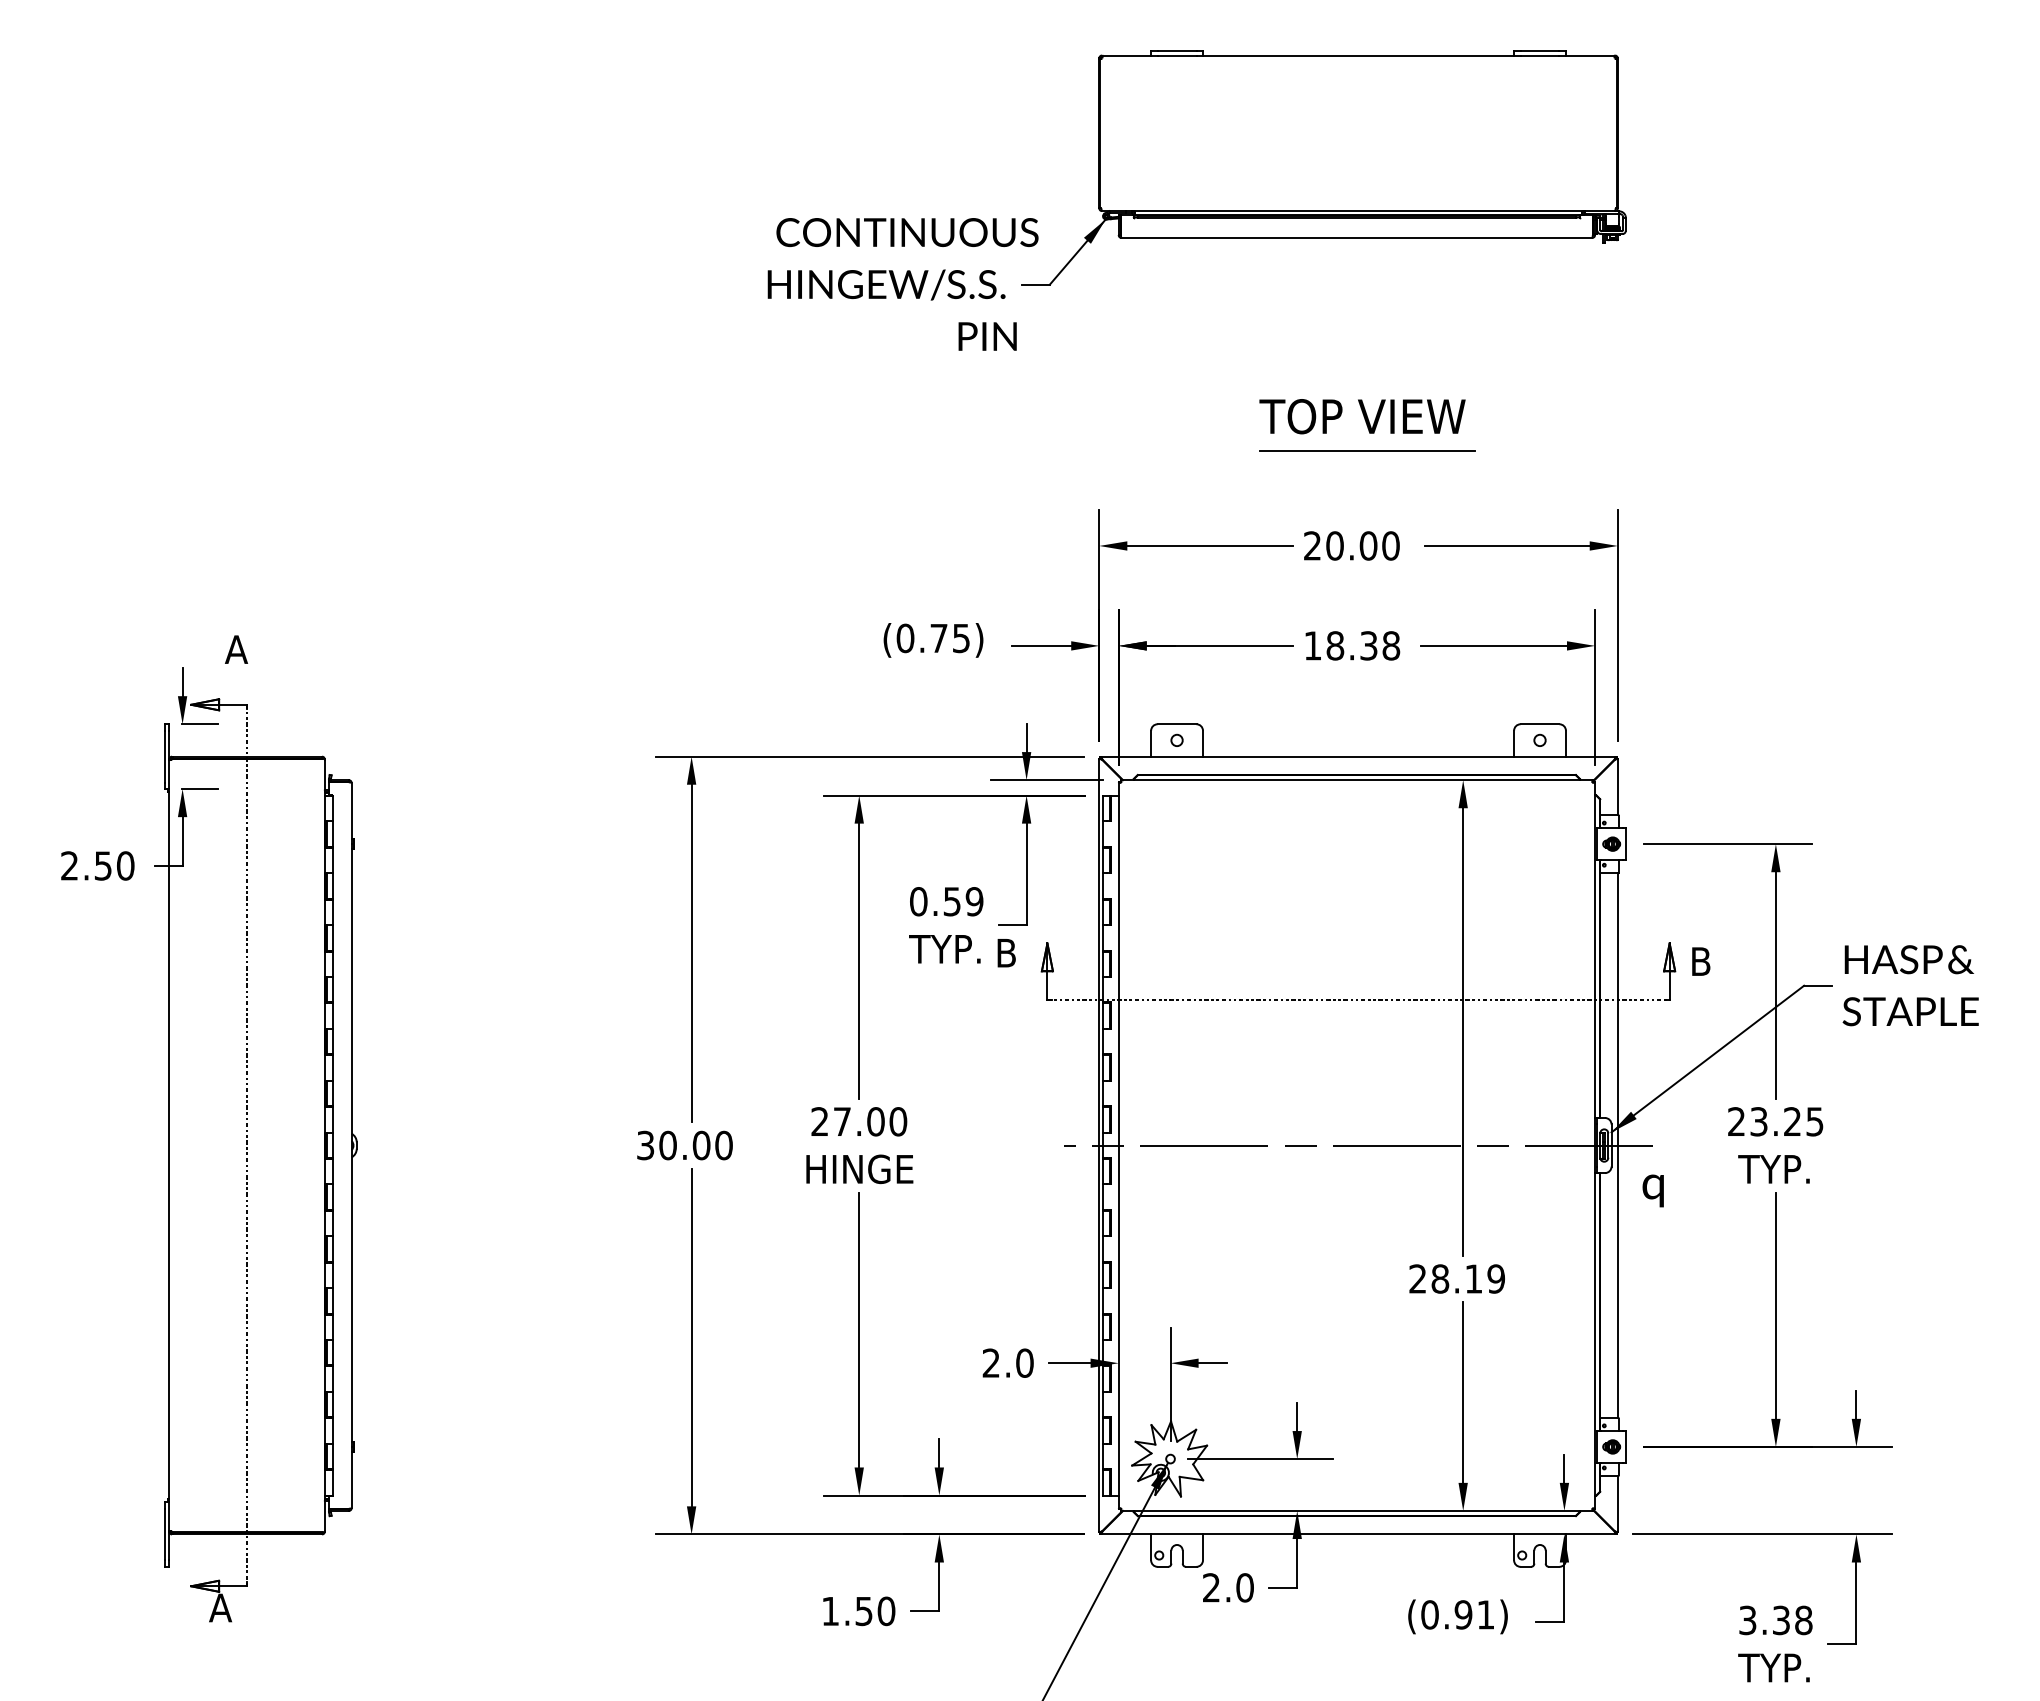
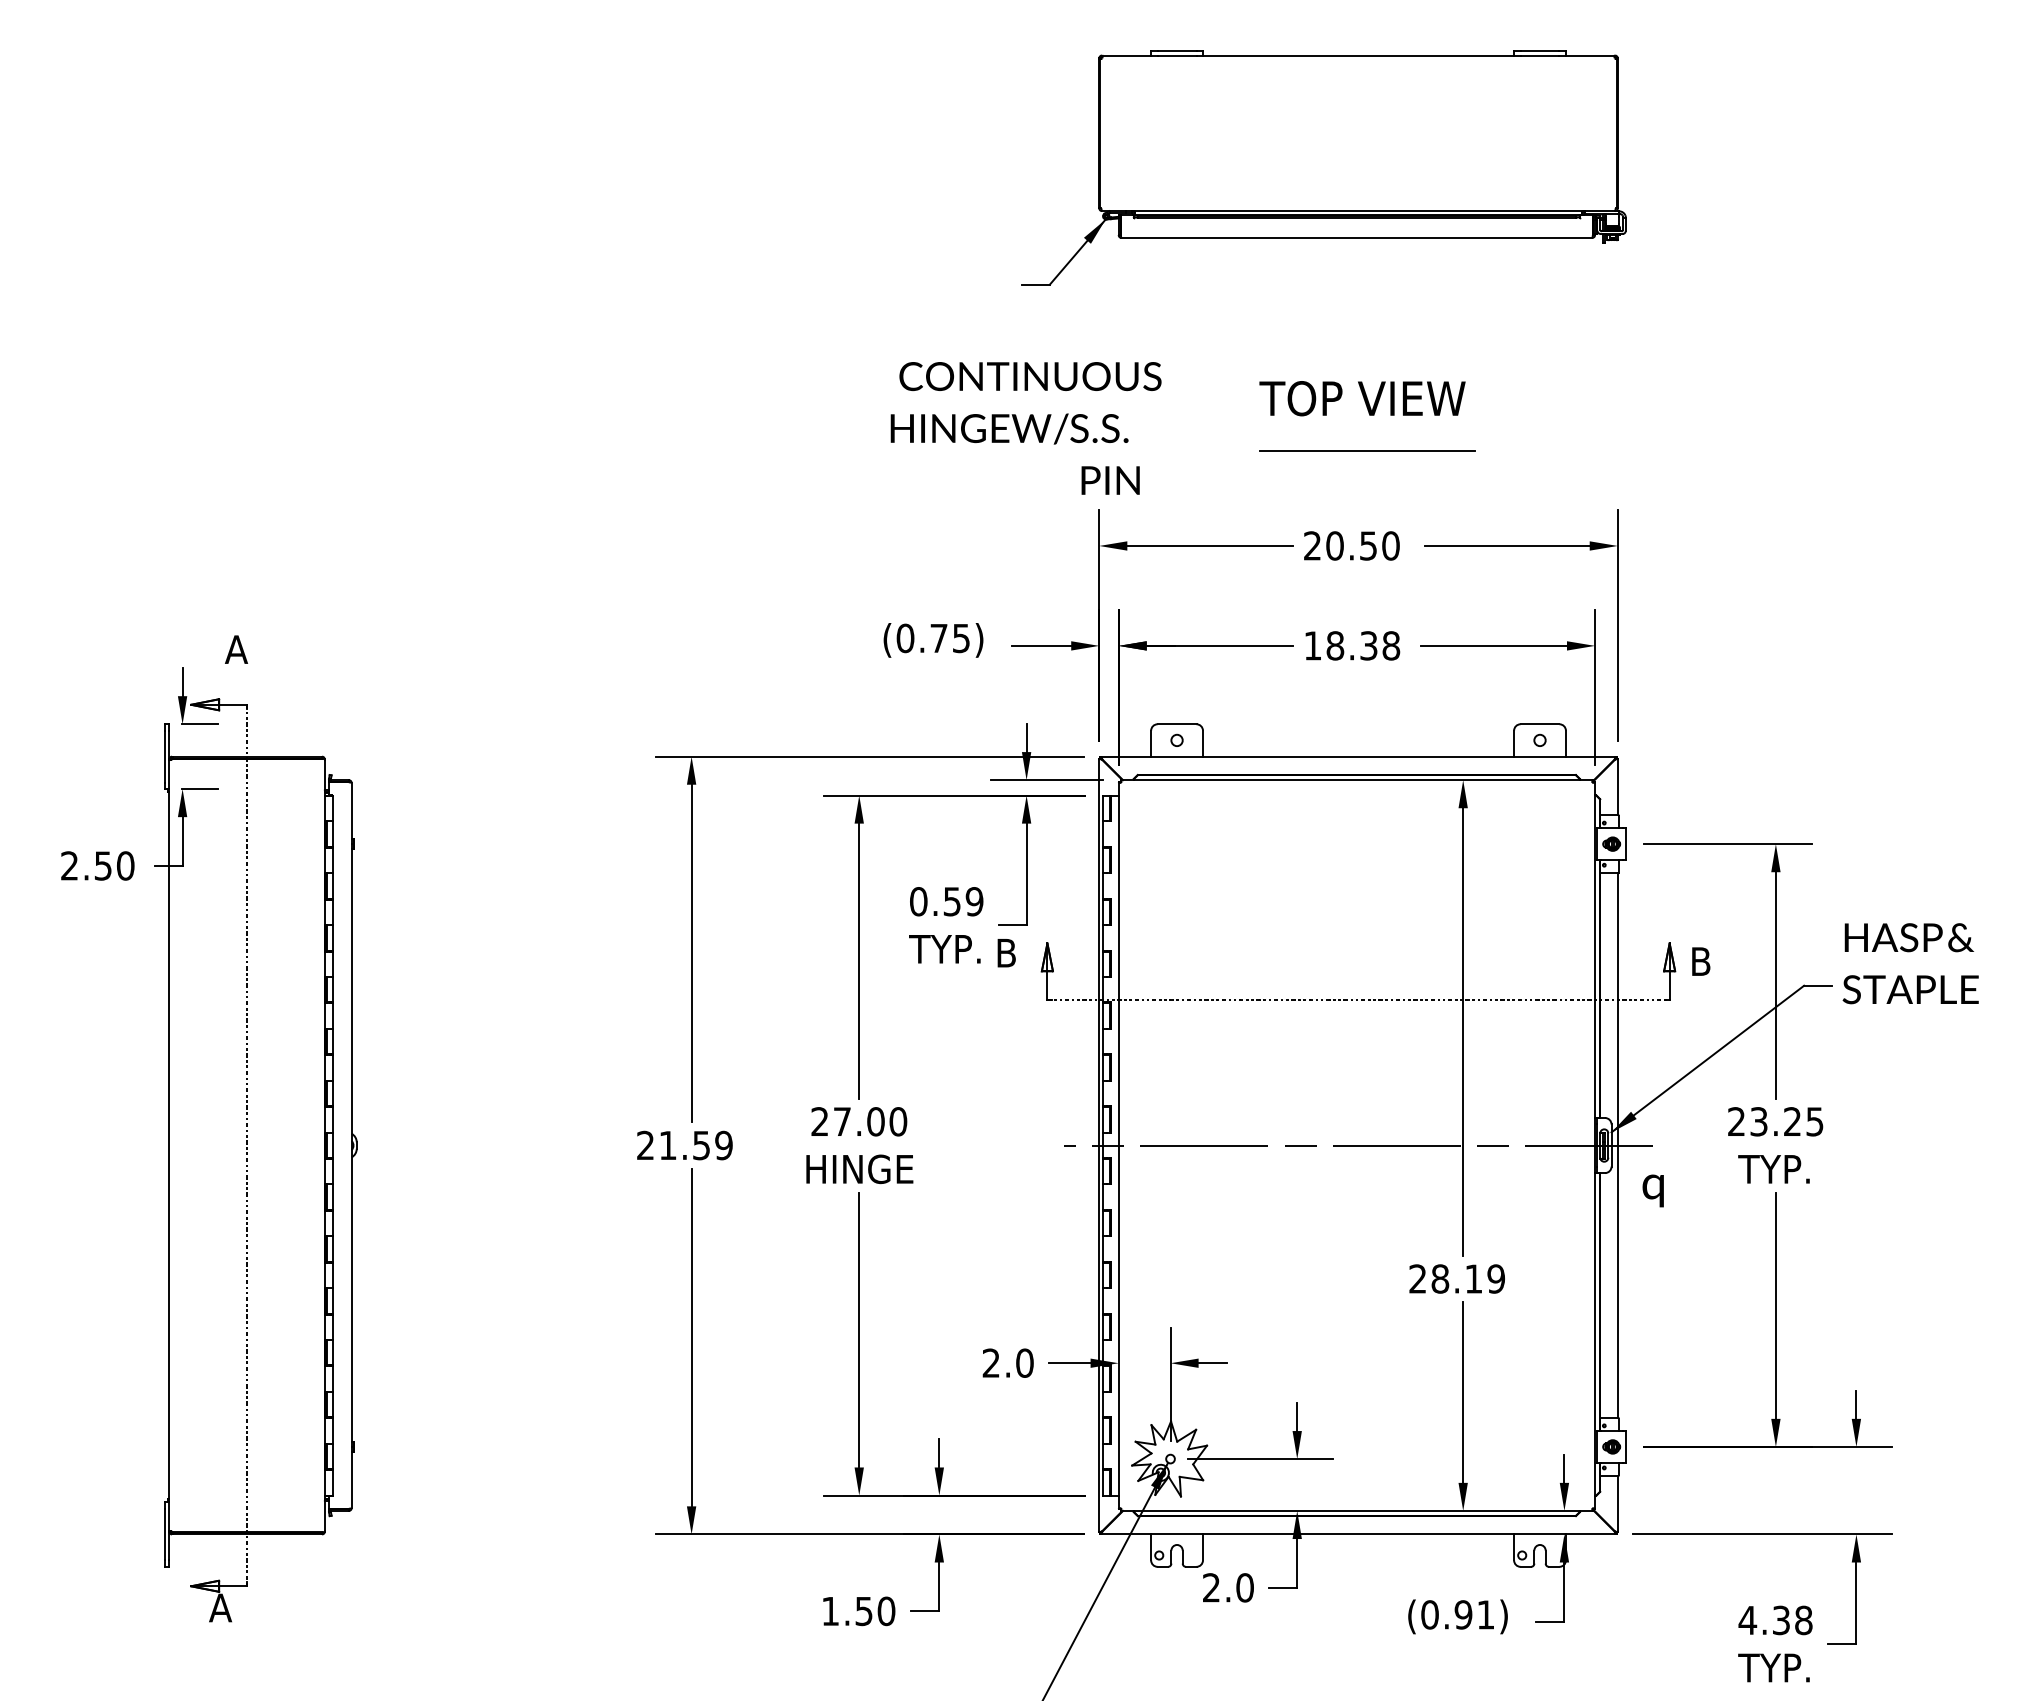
text position: (902, 284) -> (1025, 428) (1025, 428)
text position: (1362, 416) -> (1362, 398) (1362, 398)
text: 20.00 -> 20.50 (1368, 545)
text position: (1910, 985) -> (1910, 963) (1910, 963)
text: 30.00 -> 21.59 (684, 1145)
text: 3.38 -> 4.38 (1747, 1620)
